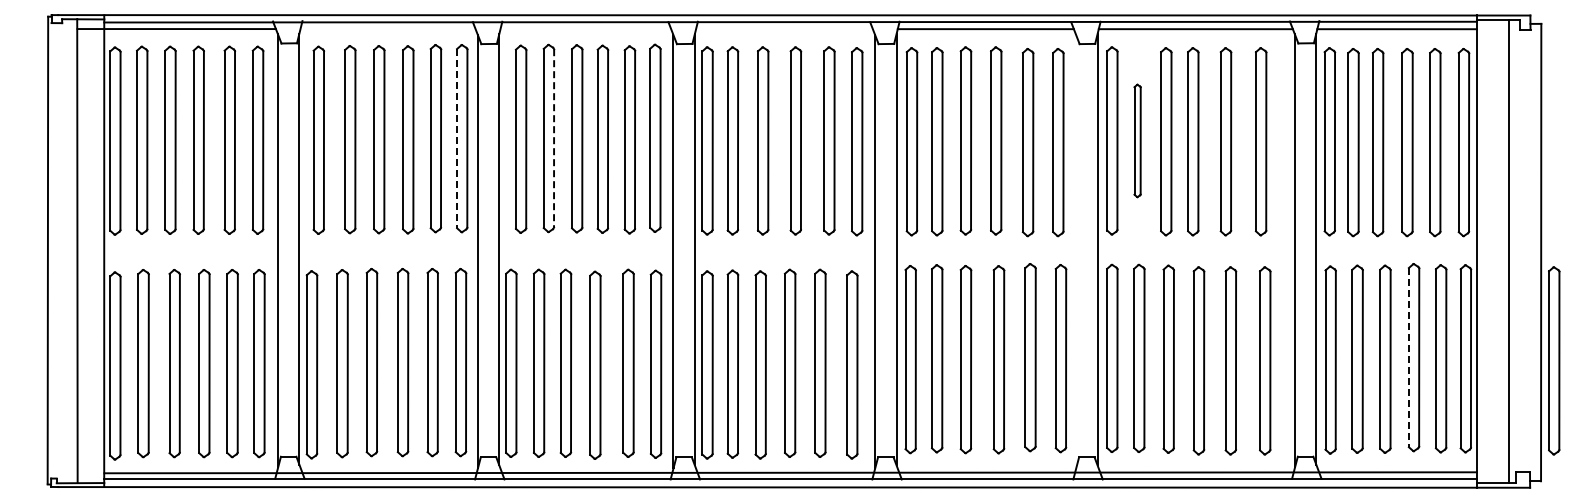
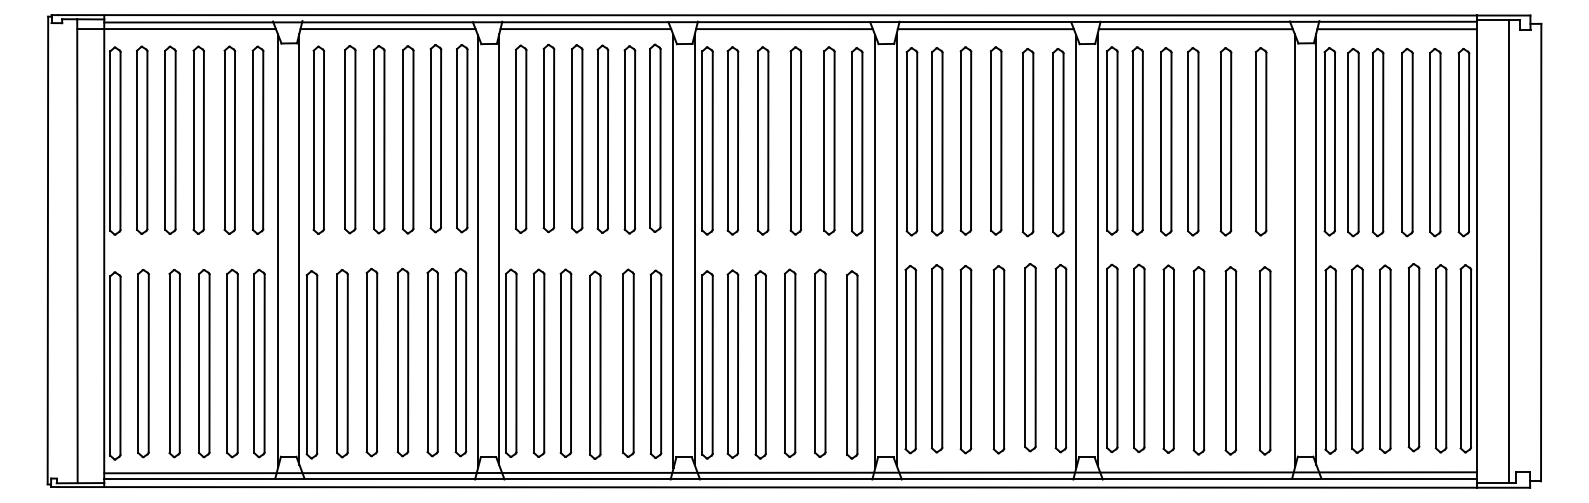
line: none -> present (387, 29)
line: none -> present (585, 29)
line: none -> present (784, 29)
line: dashed -> solid (457, 138)
line: dashed -> solid (554, 138)
part size: 9x116 px -> 13x190 px (1137, 140)
line: none -> present (1076, 250)
line: dashed -> solid (1408, 357)
part: present -> none (1554, 360)
